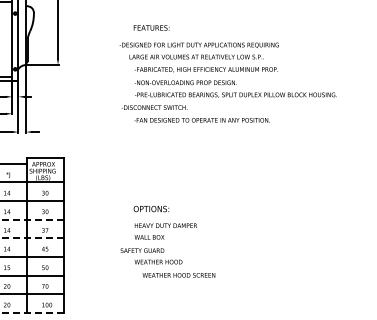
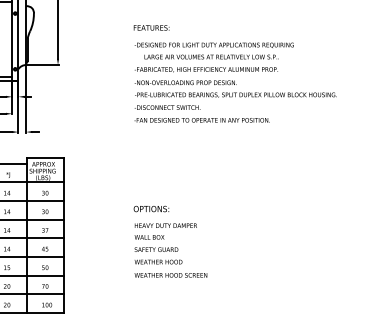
text position: (198, 50) -> (213, 50) (213, 50)
text position: (154, 107) -> (167, 107) (167, 107)
line: dashed -> solid (31, 219)
line: dashed -> solid (31, 238)
text position: (142, 250) -> (156, 249) (156, 249)
text position: (178, 275) -> (170, 275) (170, 275)
line: dashed -> solid (31, 312)
